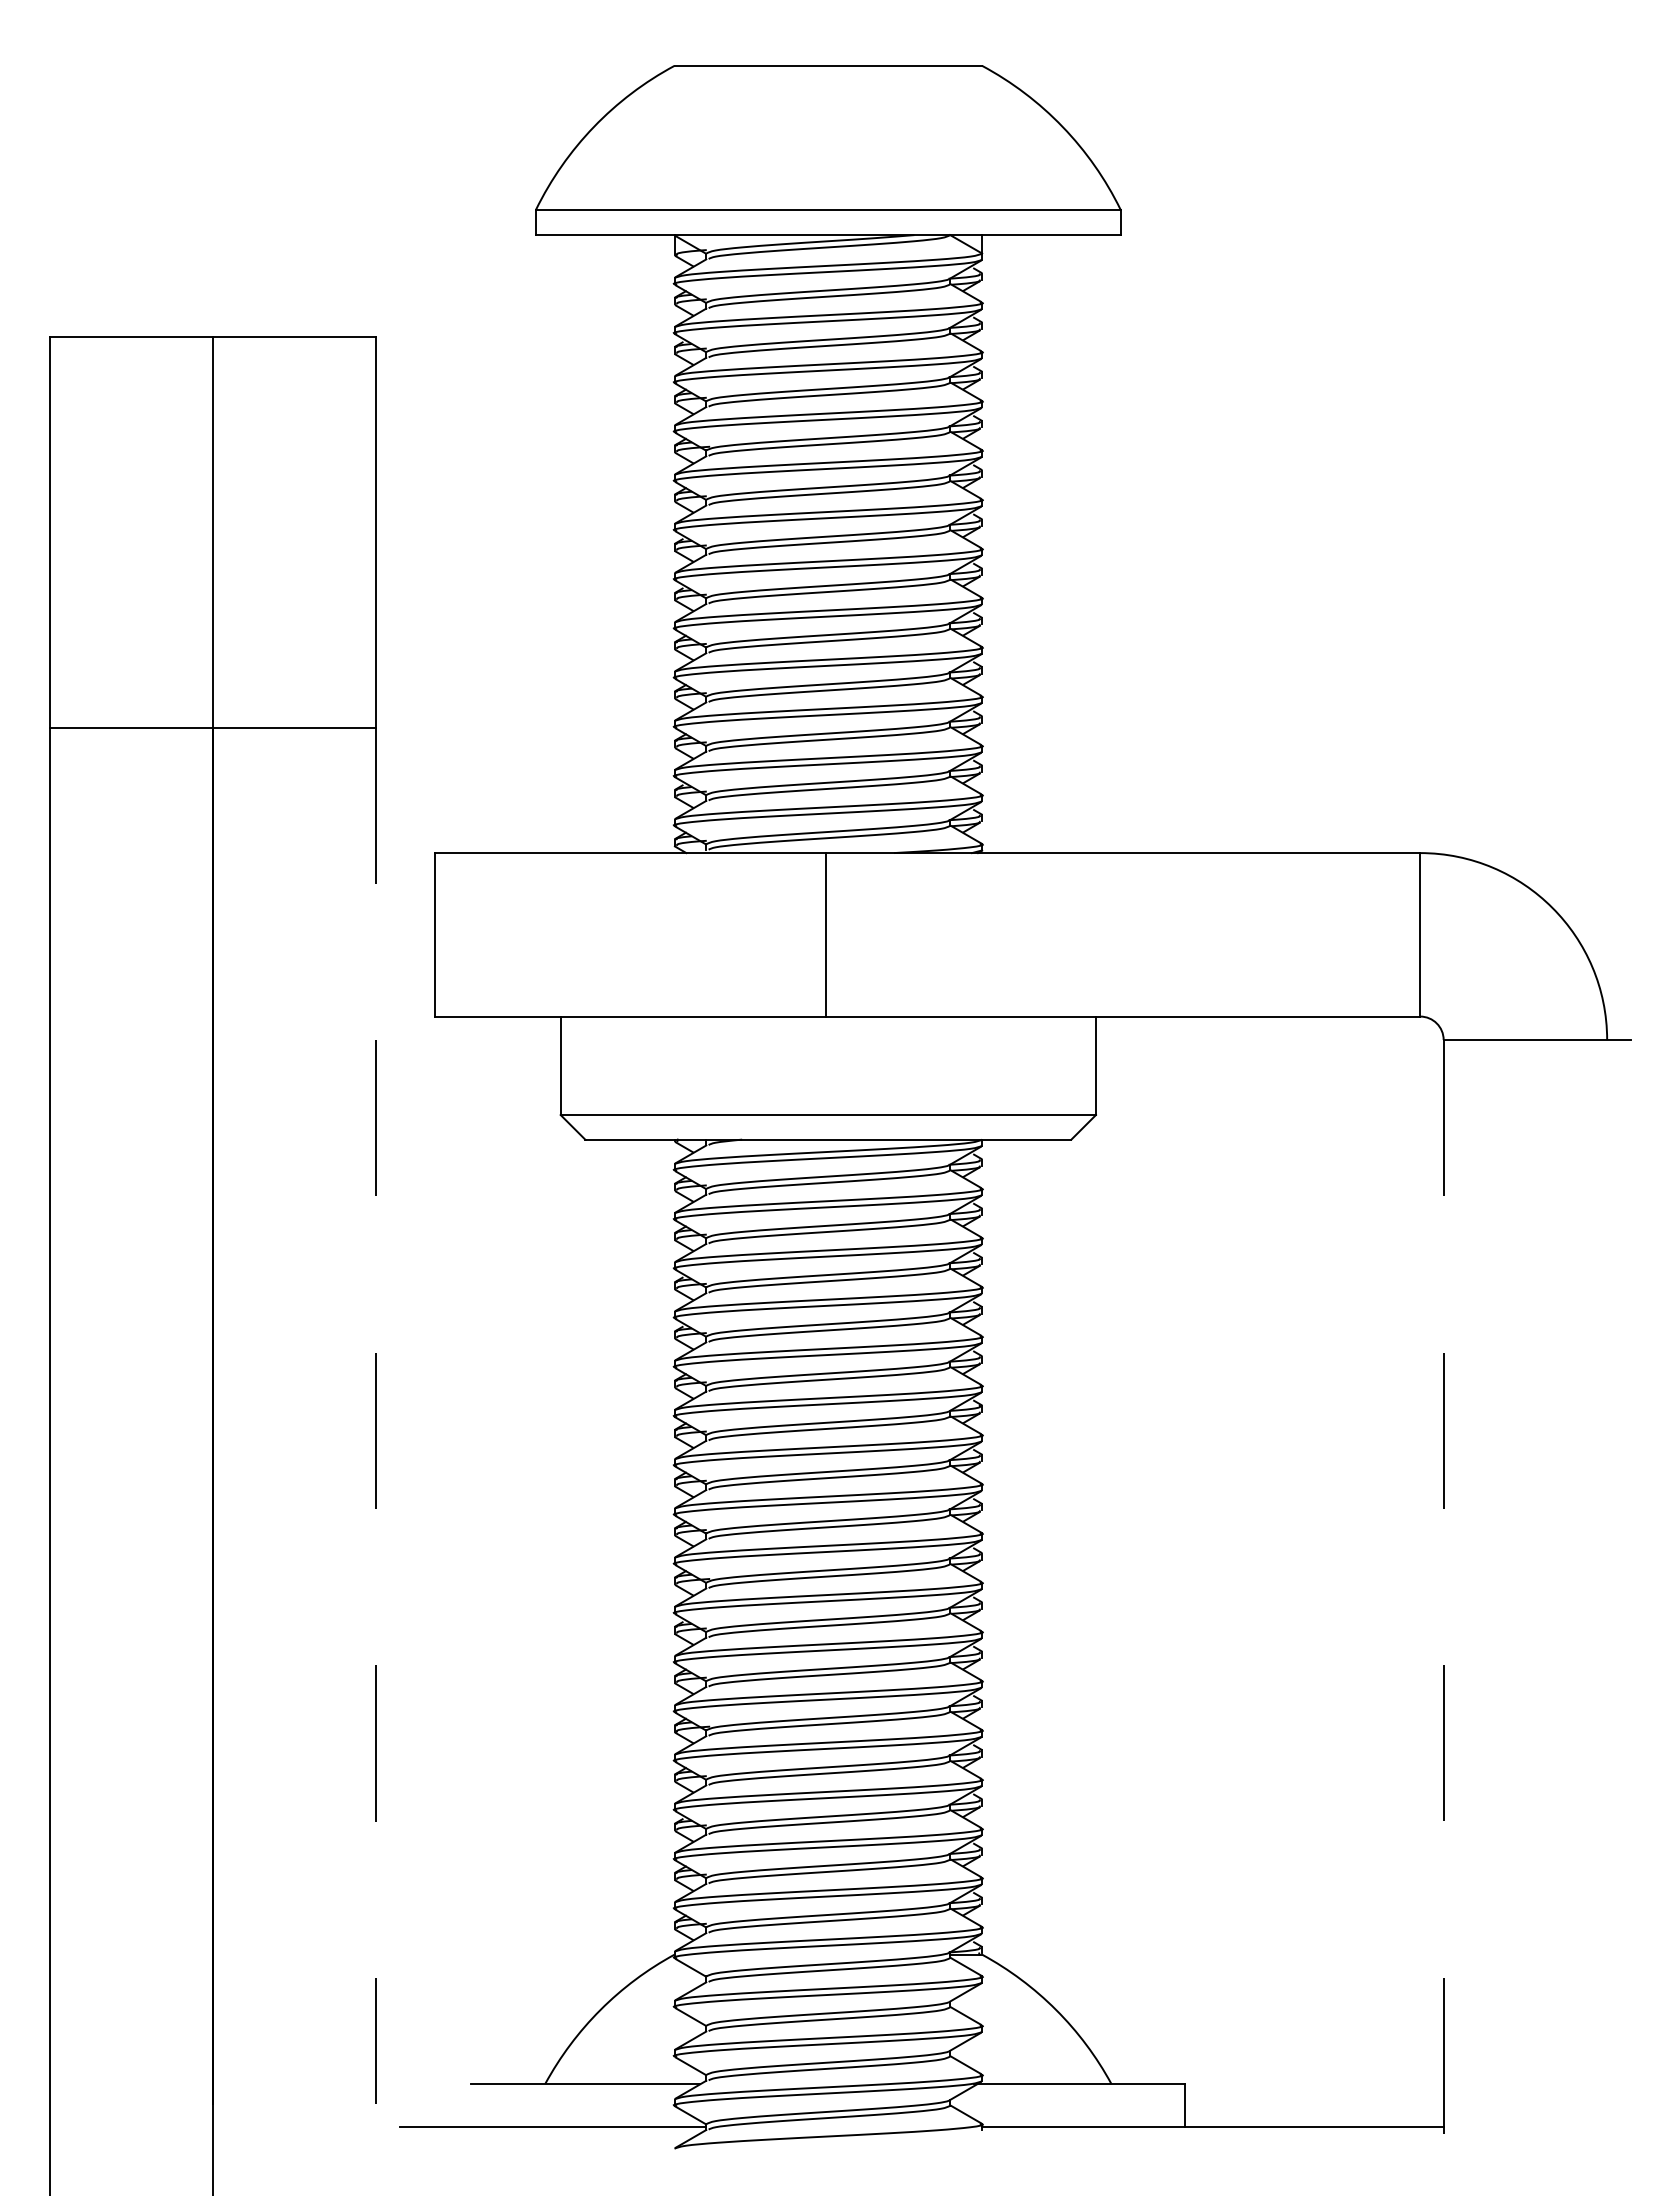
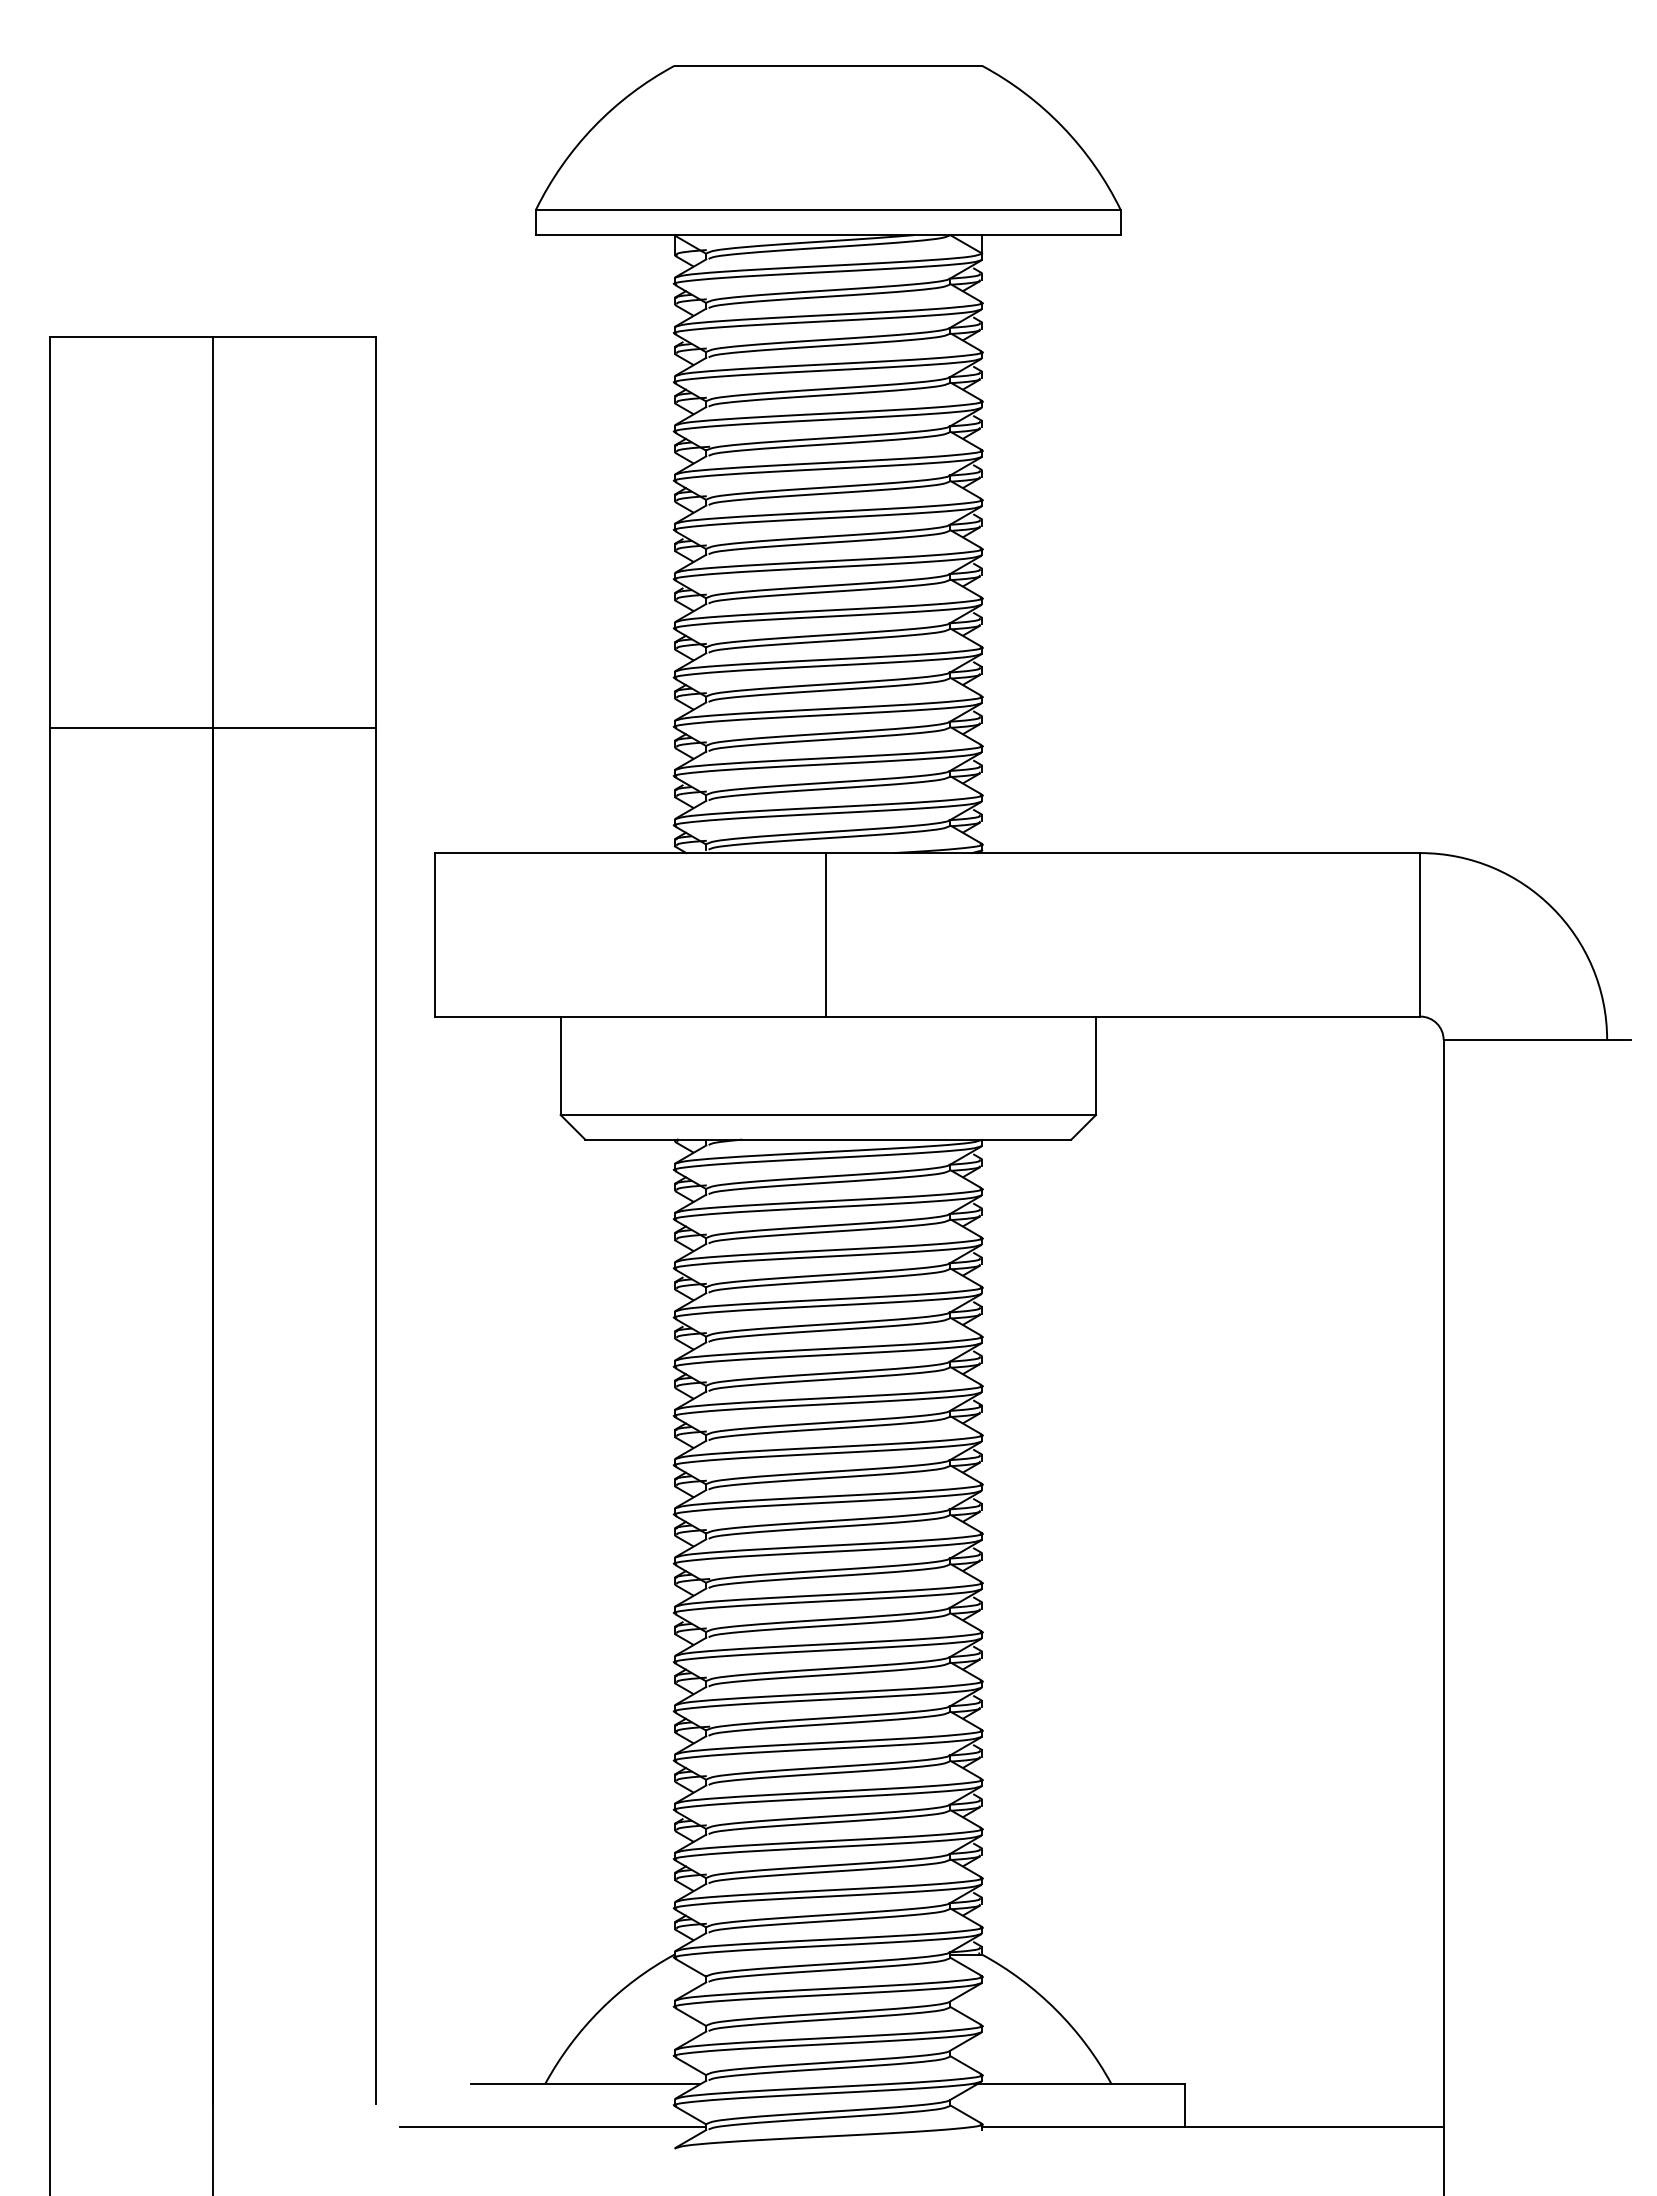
line: dashed -> solid (376, 1416)
line: dashed -> solid (1443, 1617)
